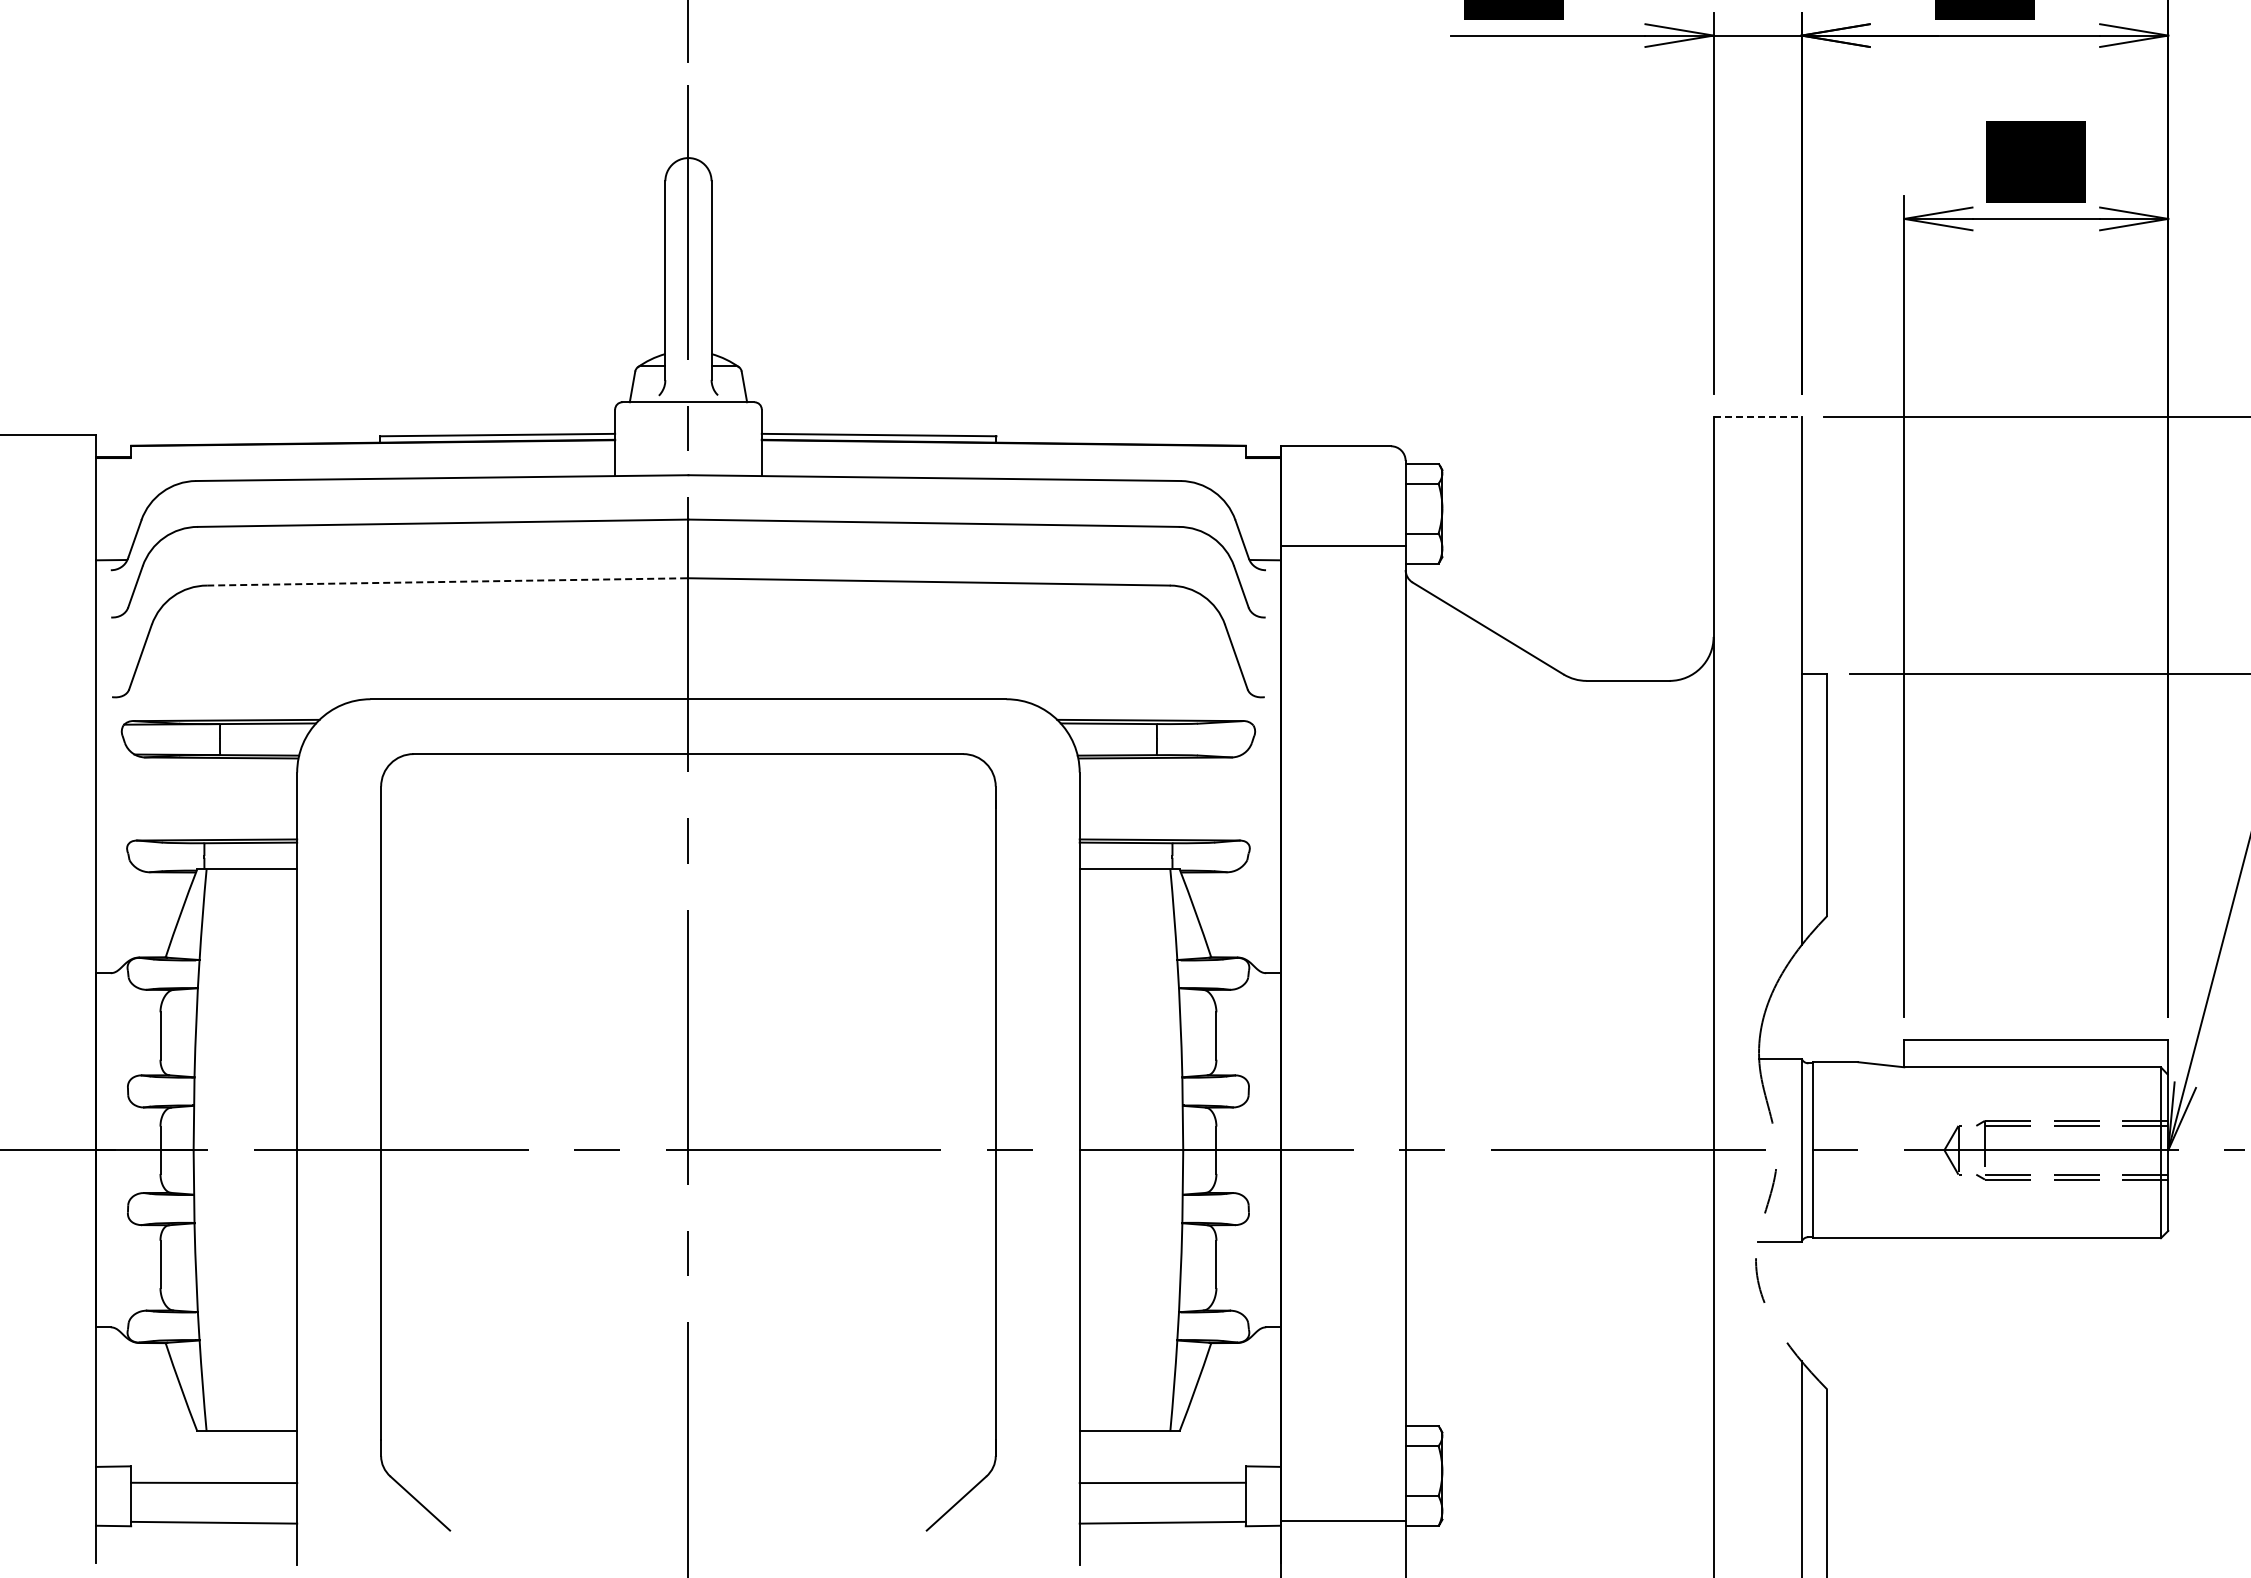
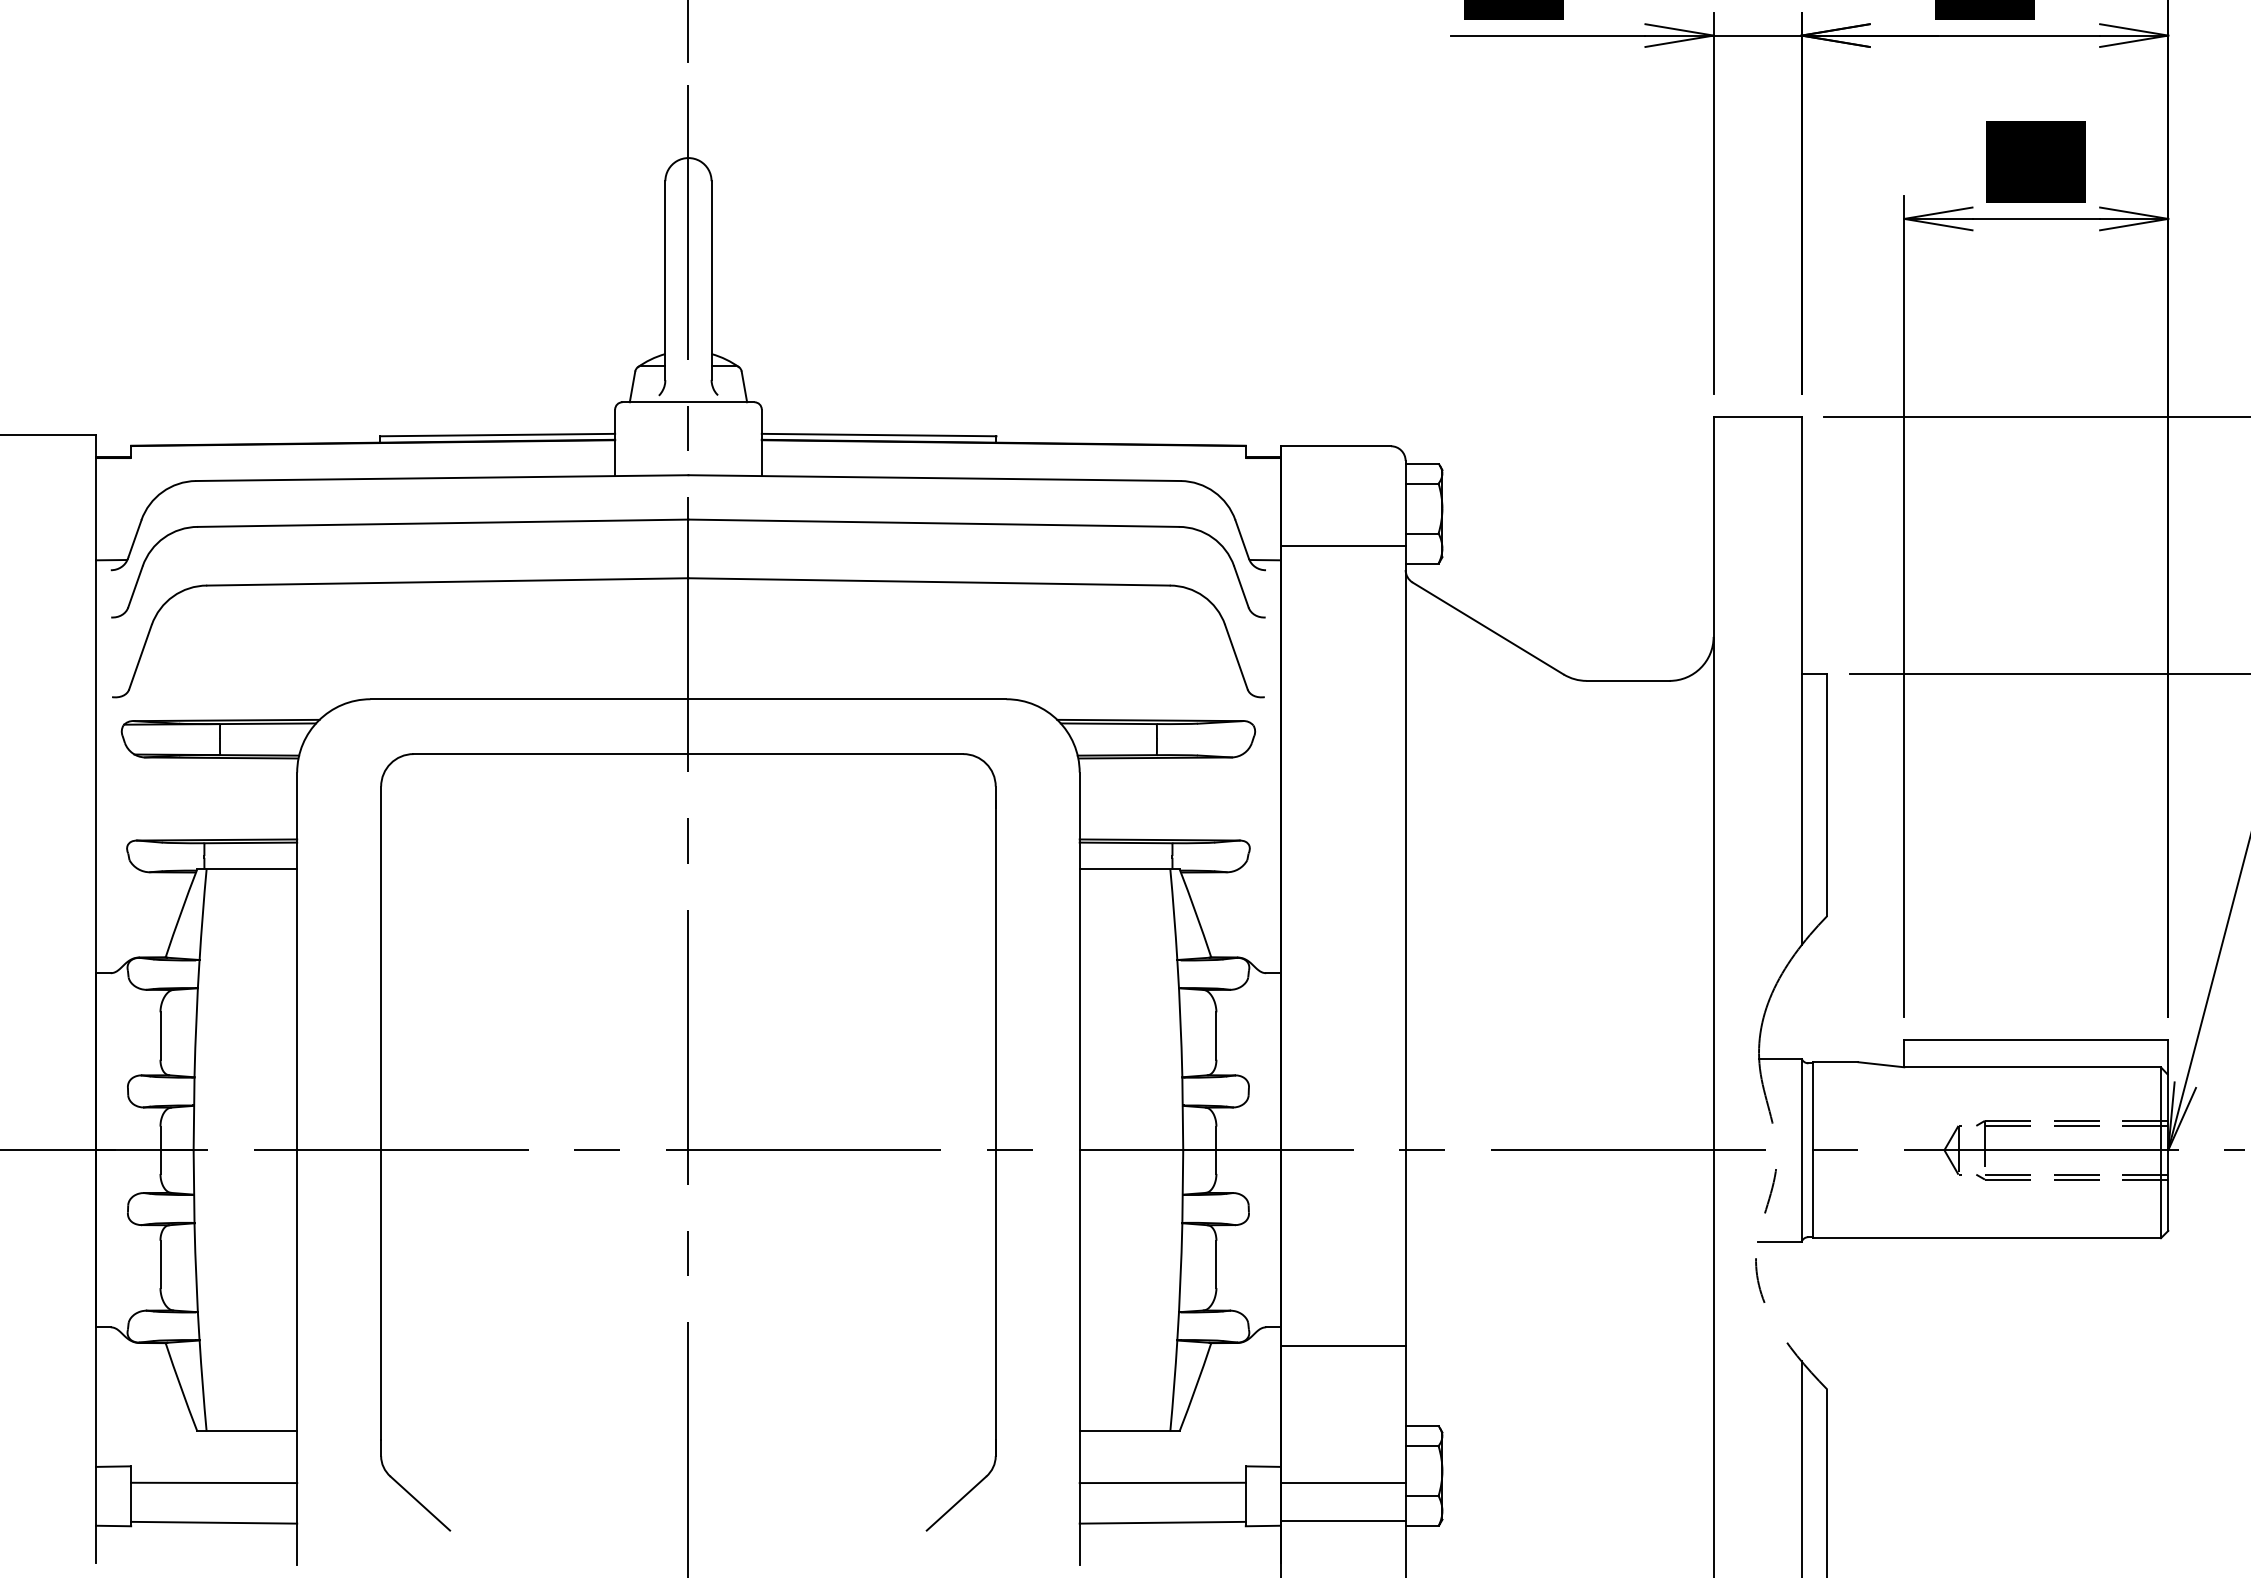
line: dashed -> solid (1757, 416)
line: dashed -> solid (447, 581)
line: none -> present (1342, 1346)
line: none -> present (1342, 1482)
